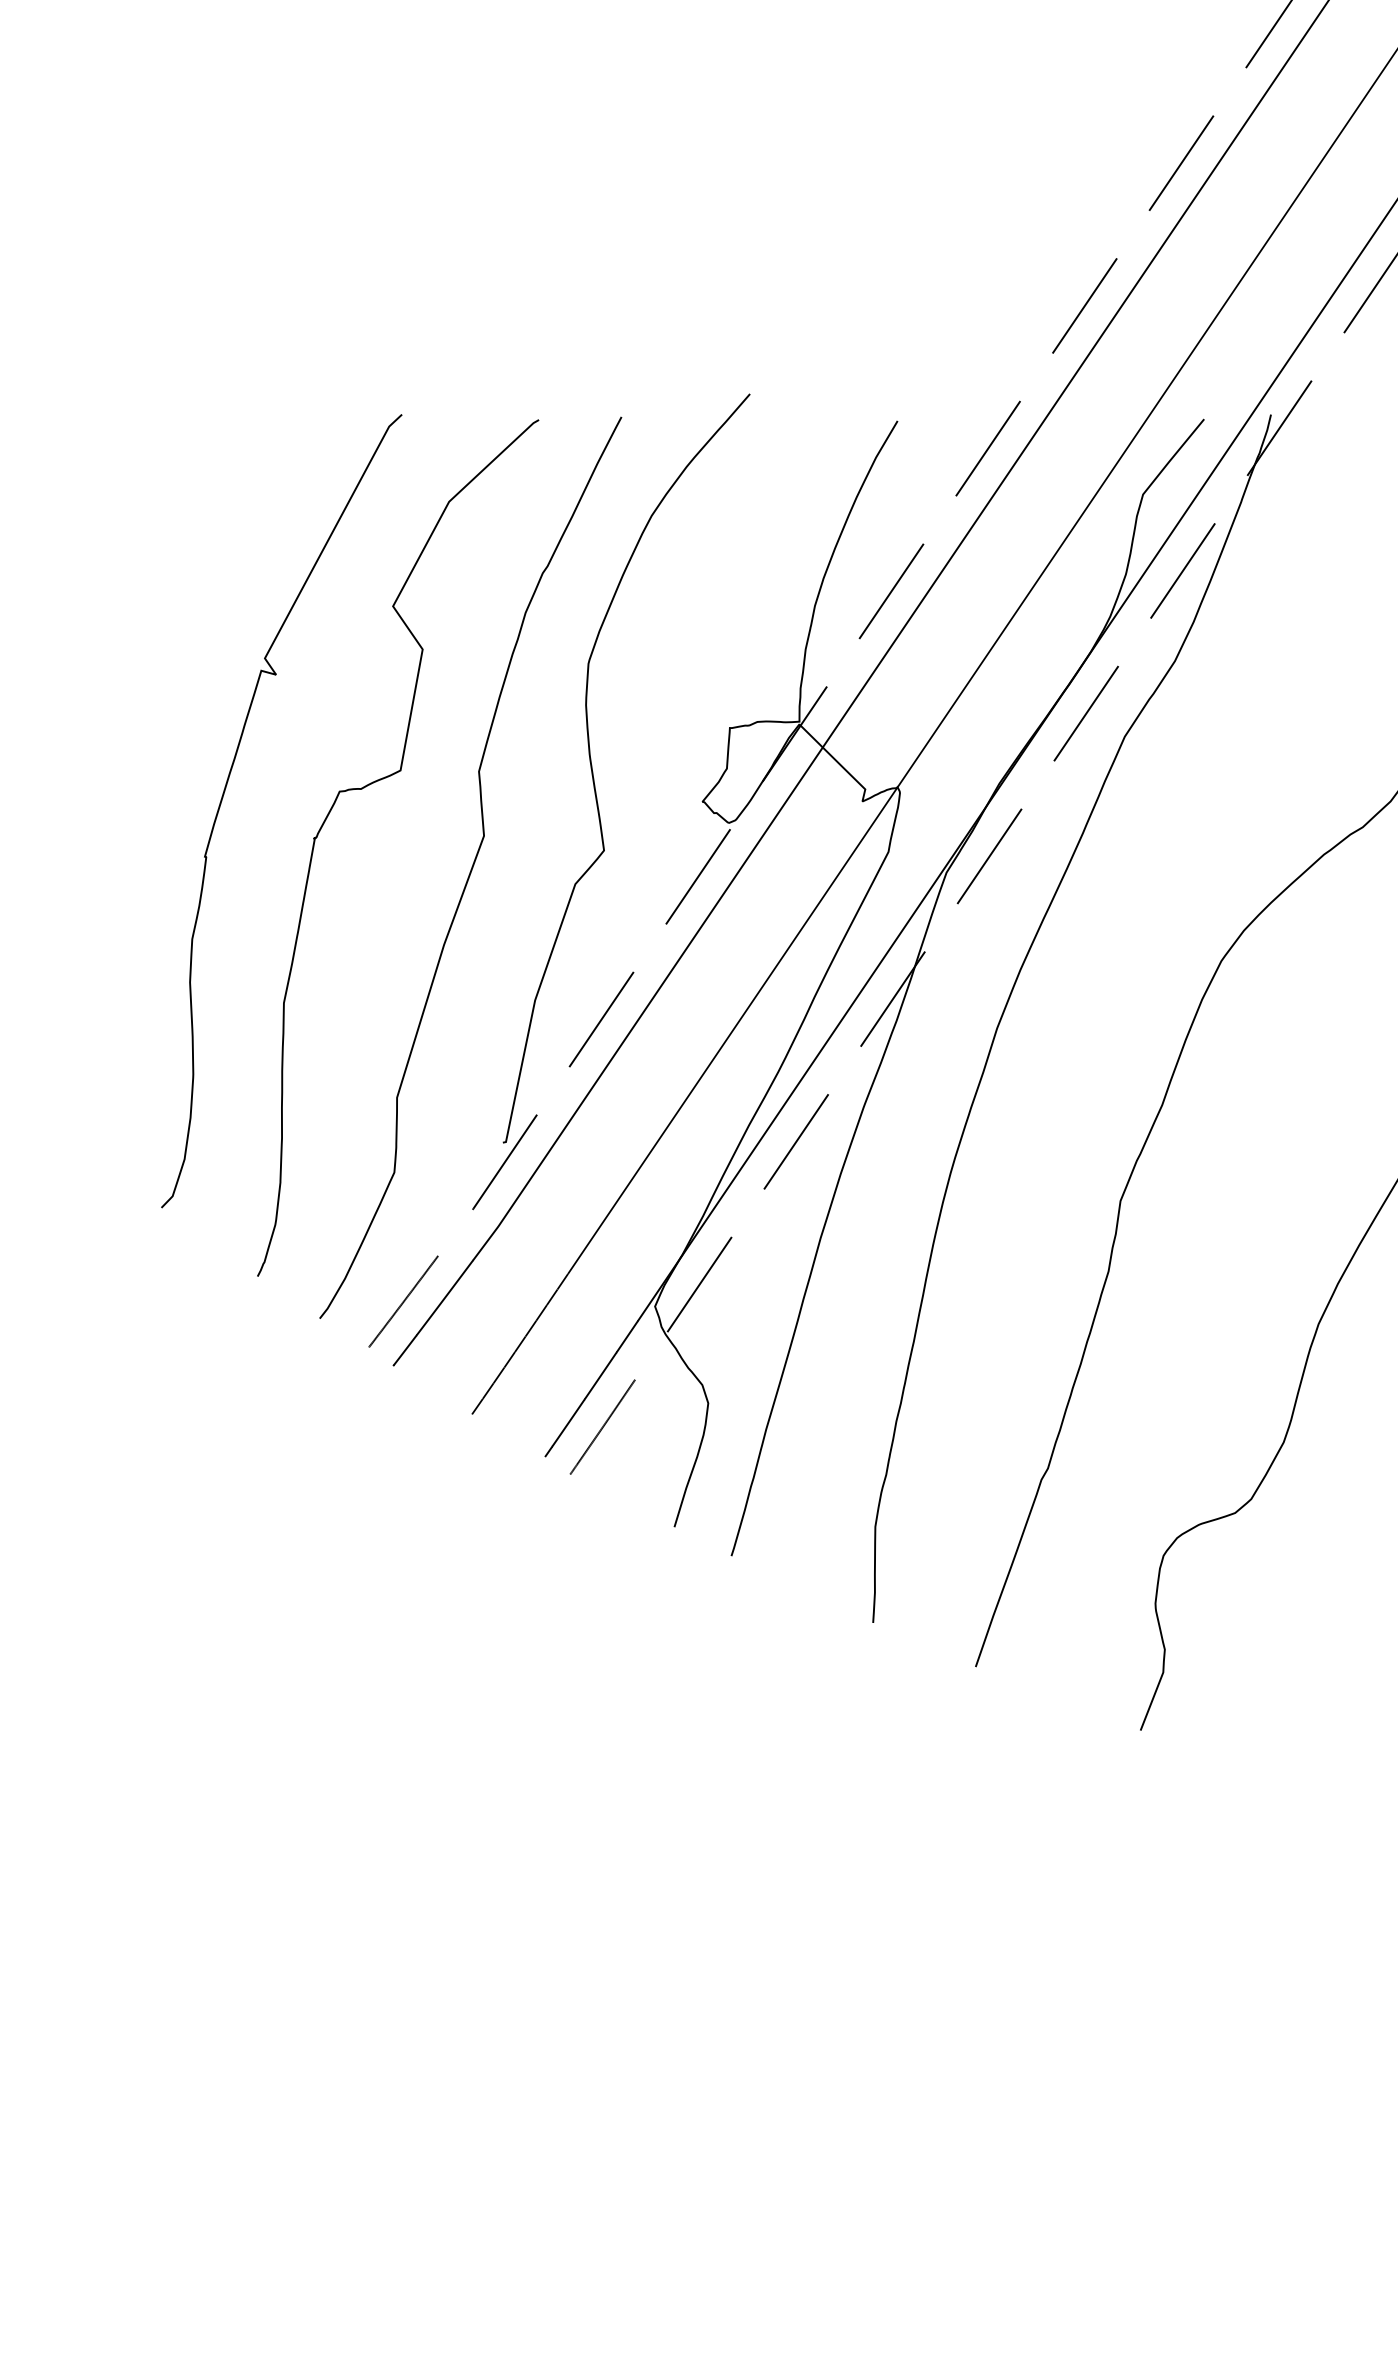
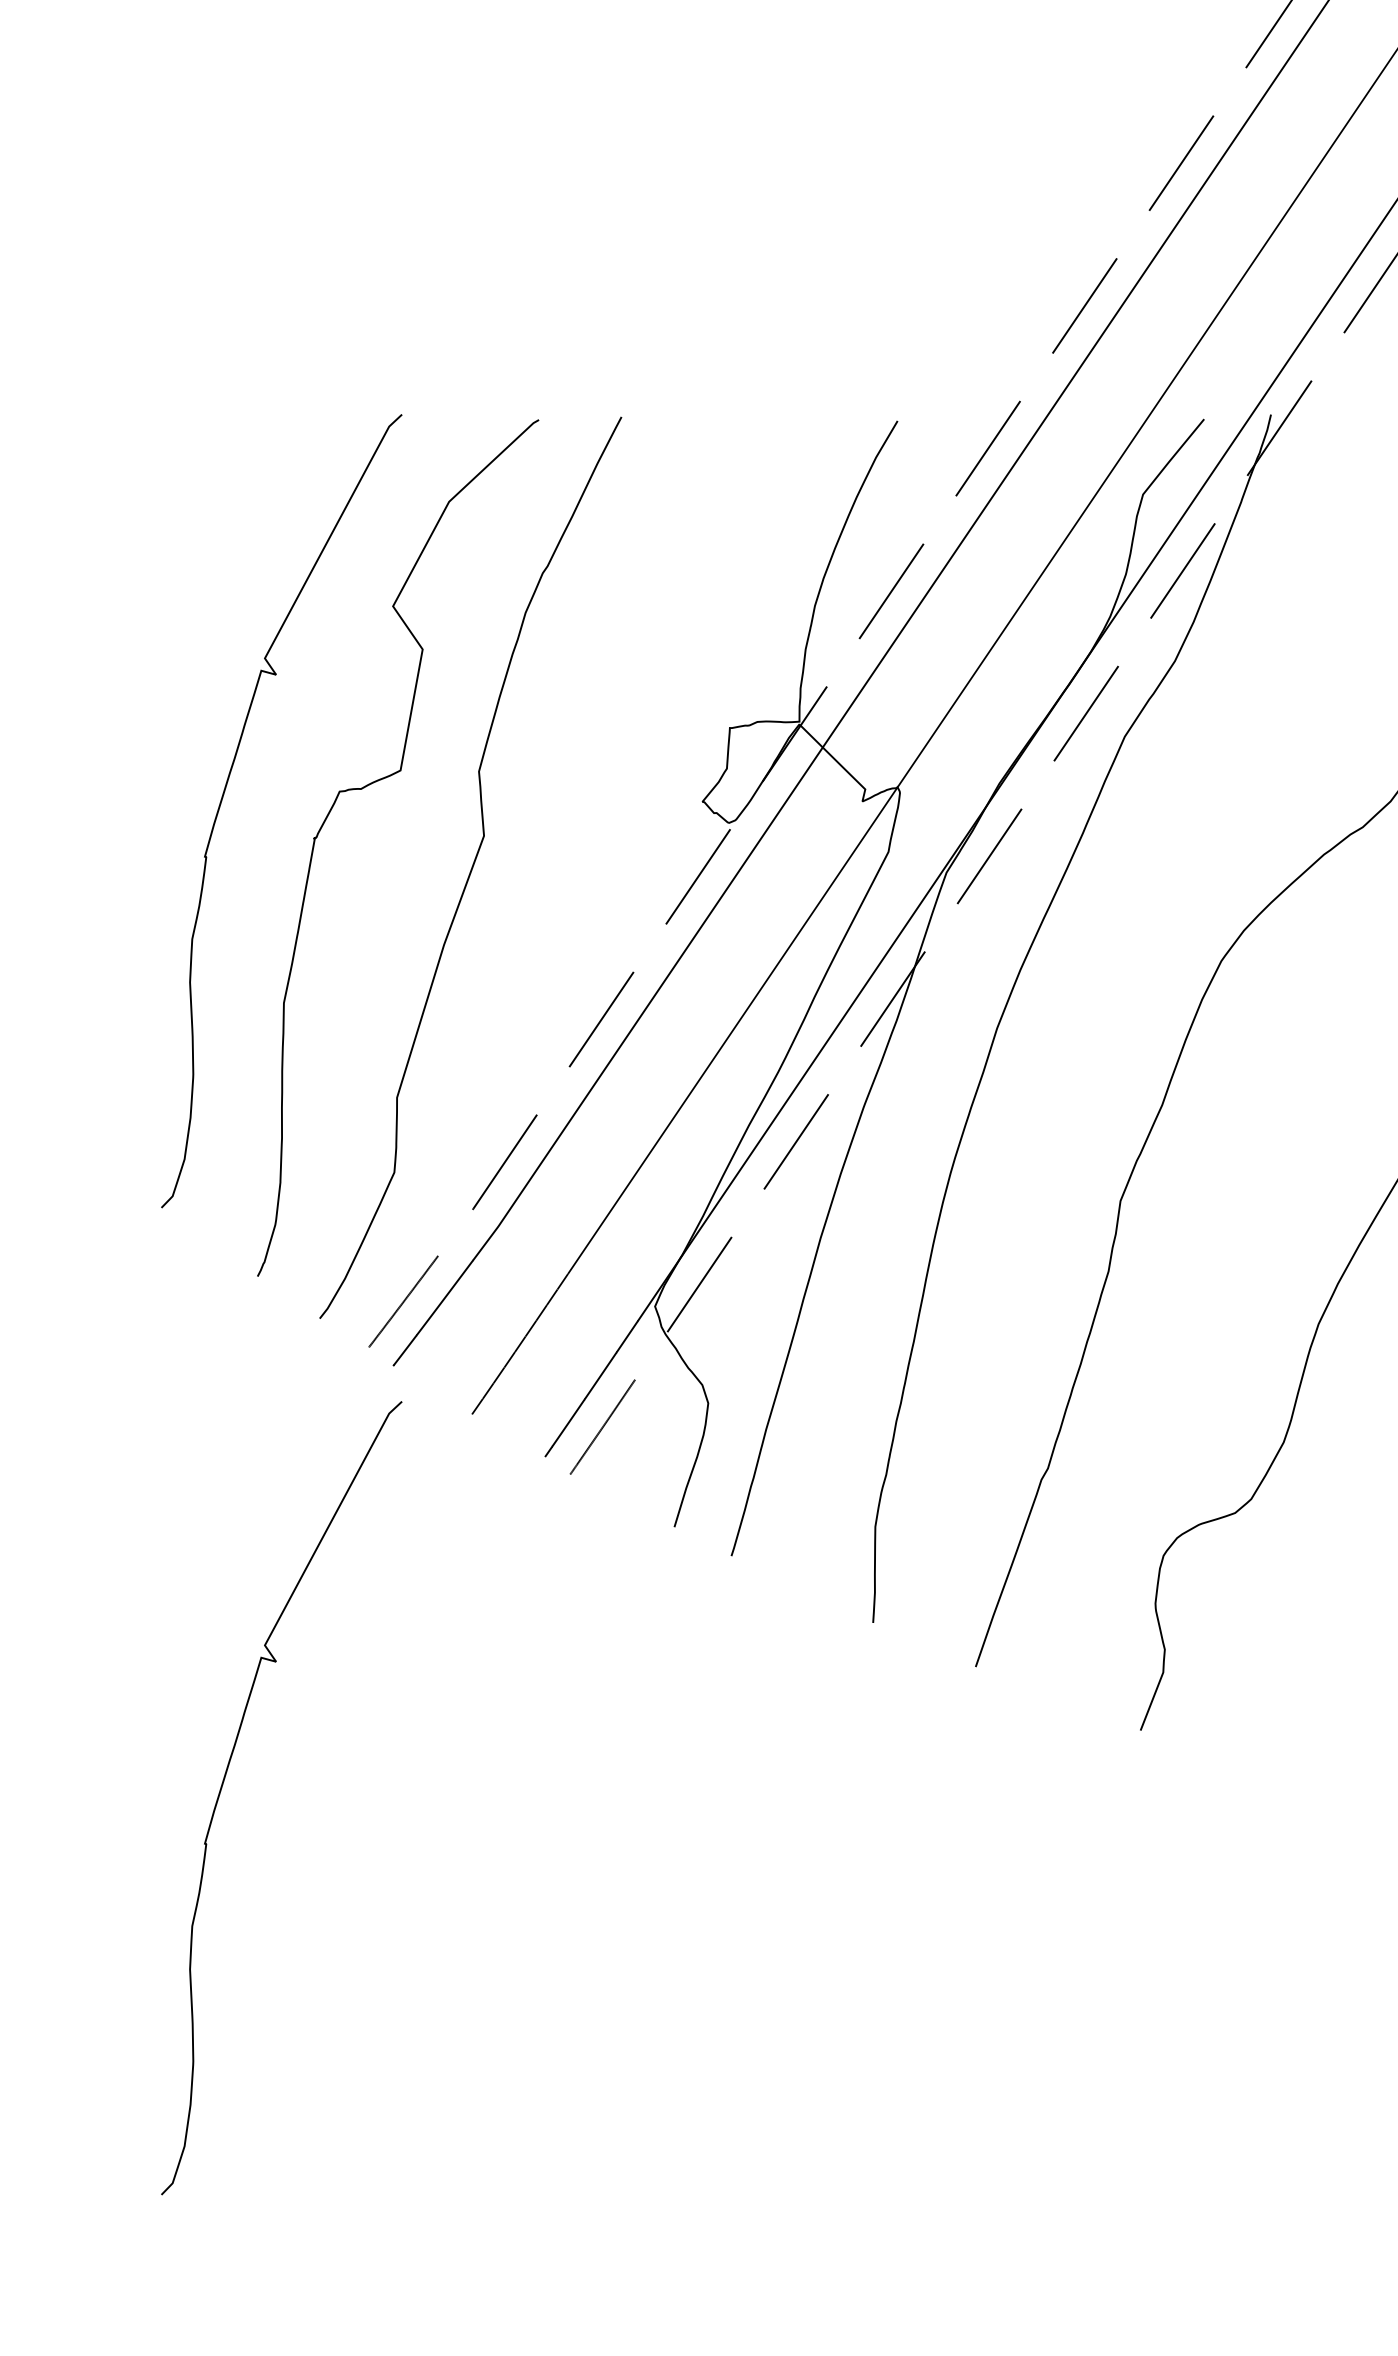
curve: present -> none (593, 771)
curve: none -> present (225, 1778)
